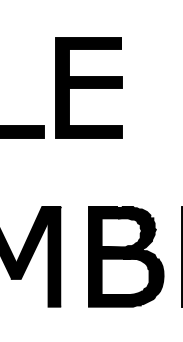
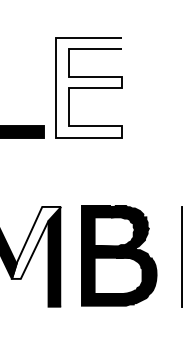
fill: present -> none (88, 87)
fill: present -> none (36, 242)
part position: (126, 256) -> (119, 255) (119, 255)
